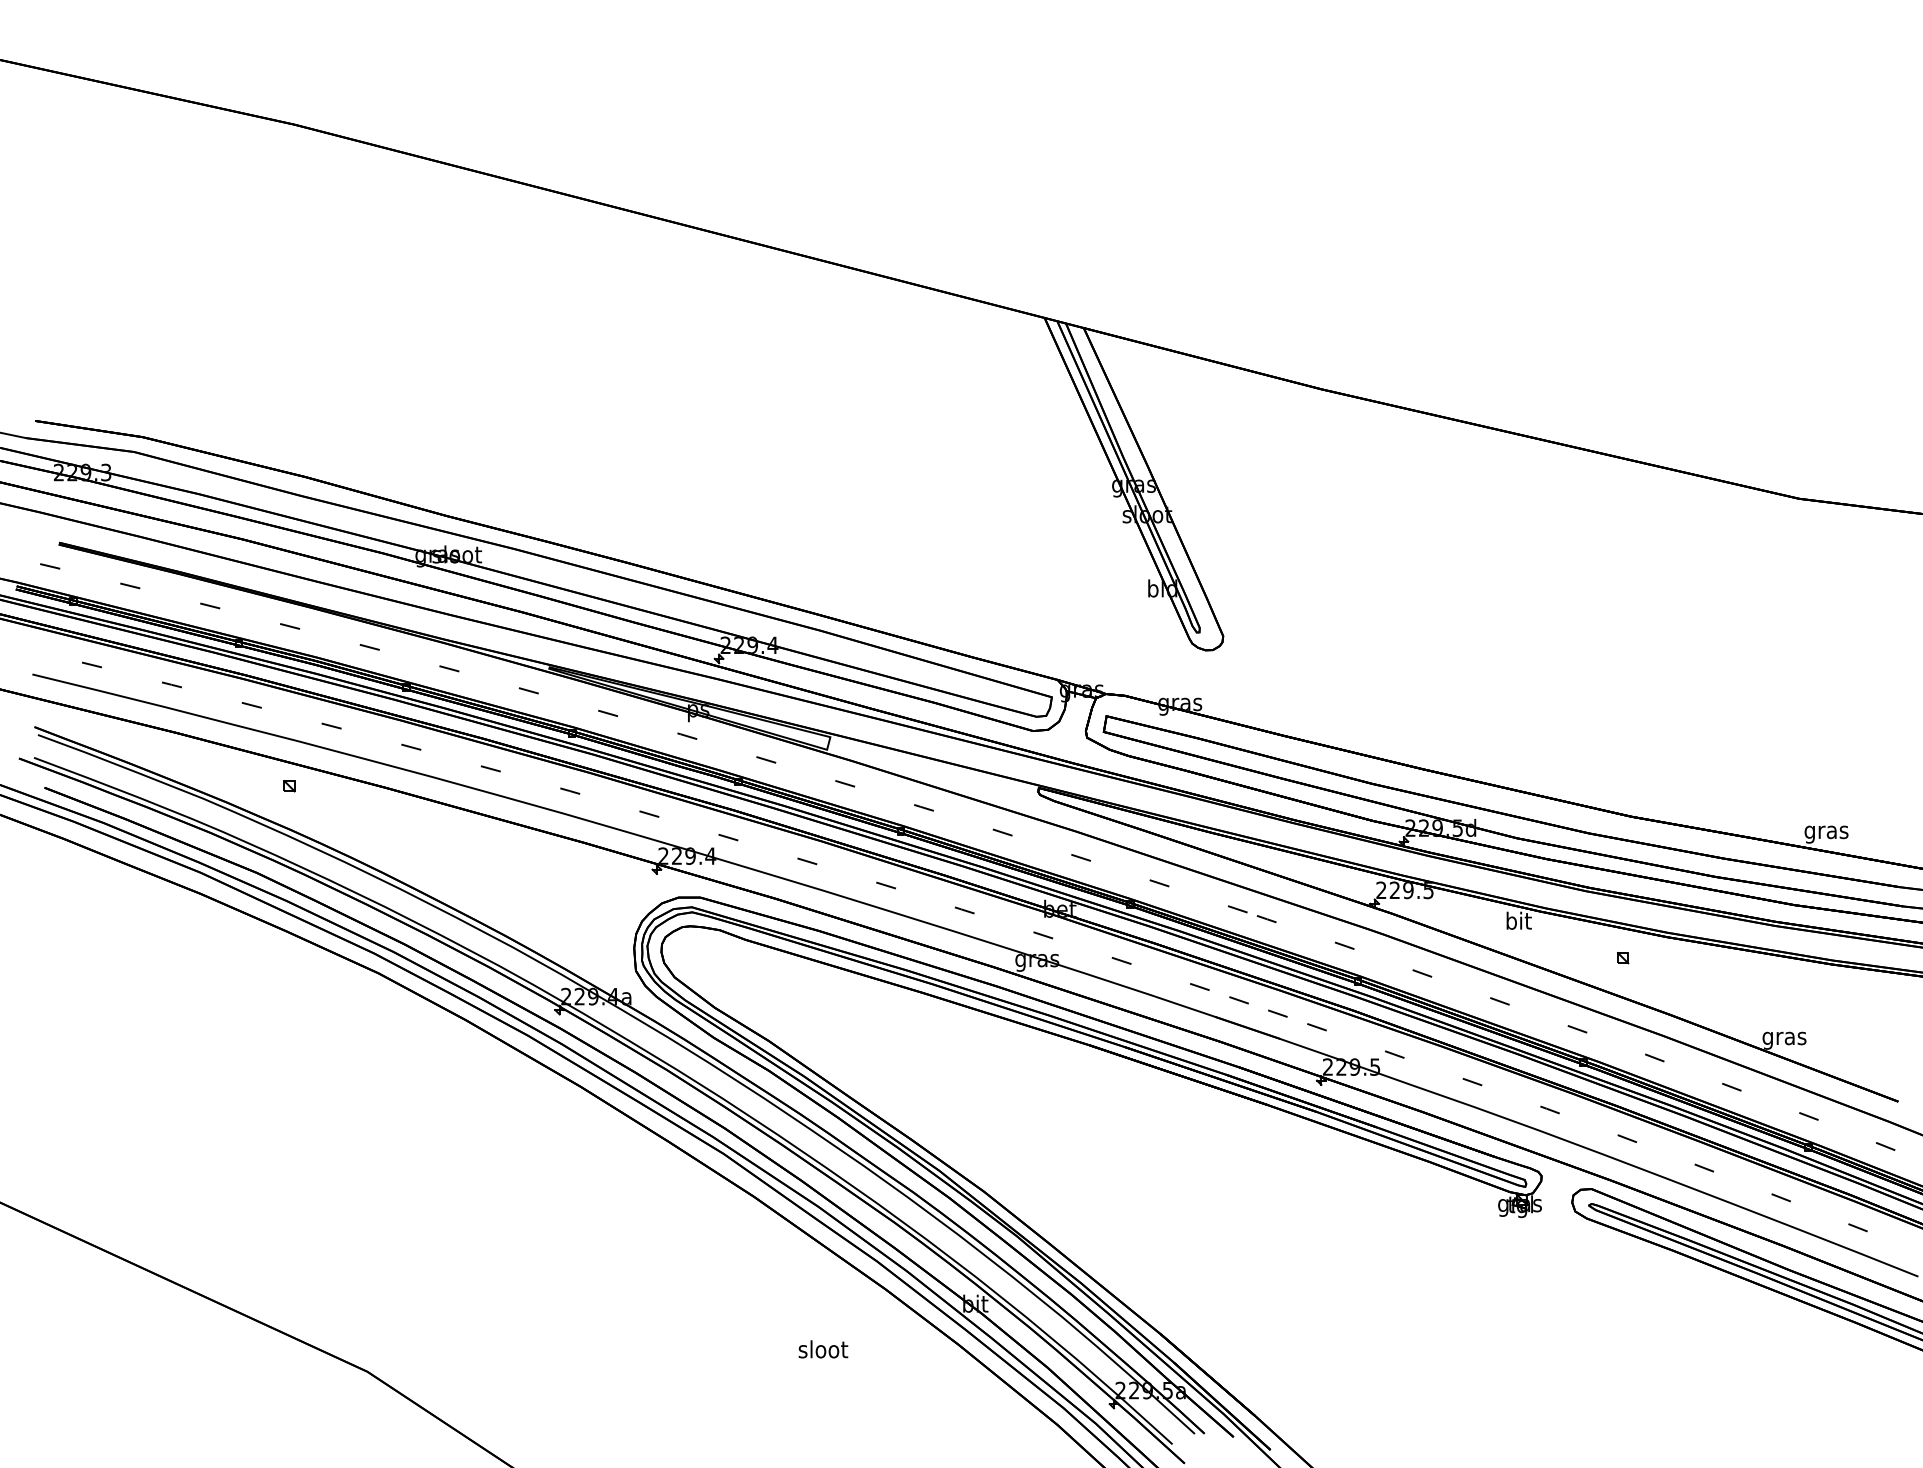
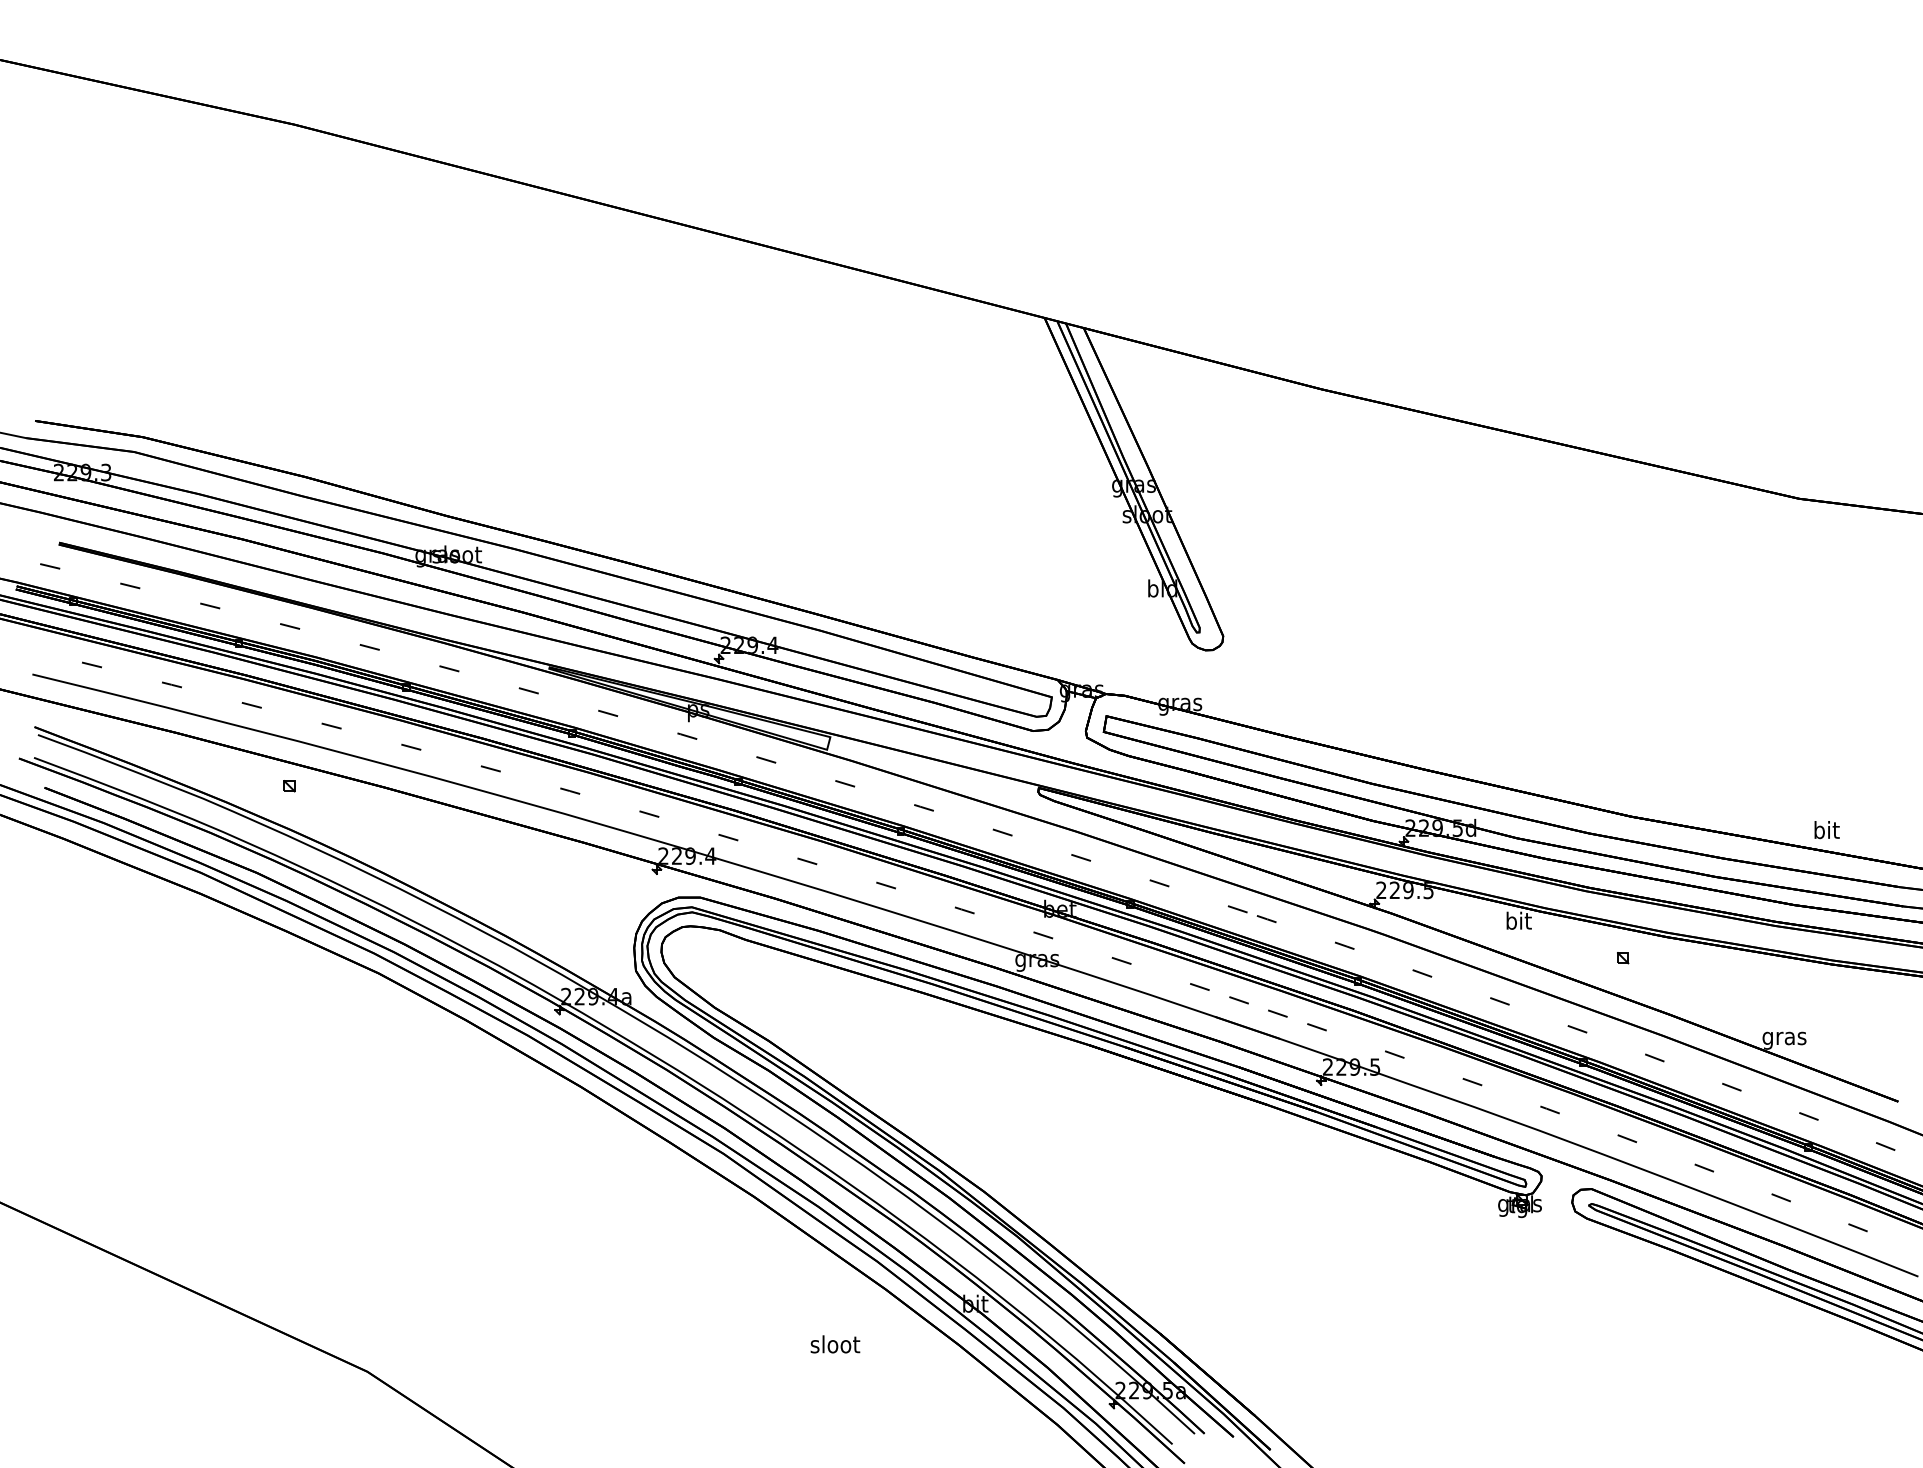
text: gras -> bit (1826, 832)
text position: (823, 1349) -> (835, 1344) (835, 1344)
